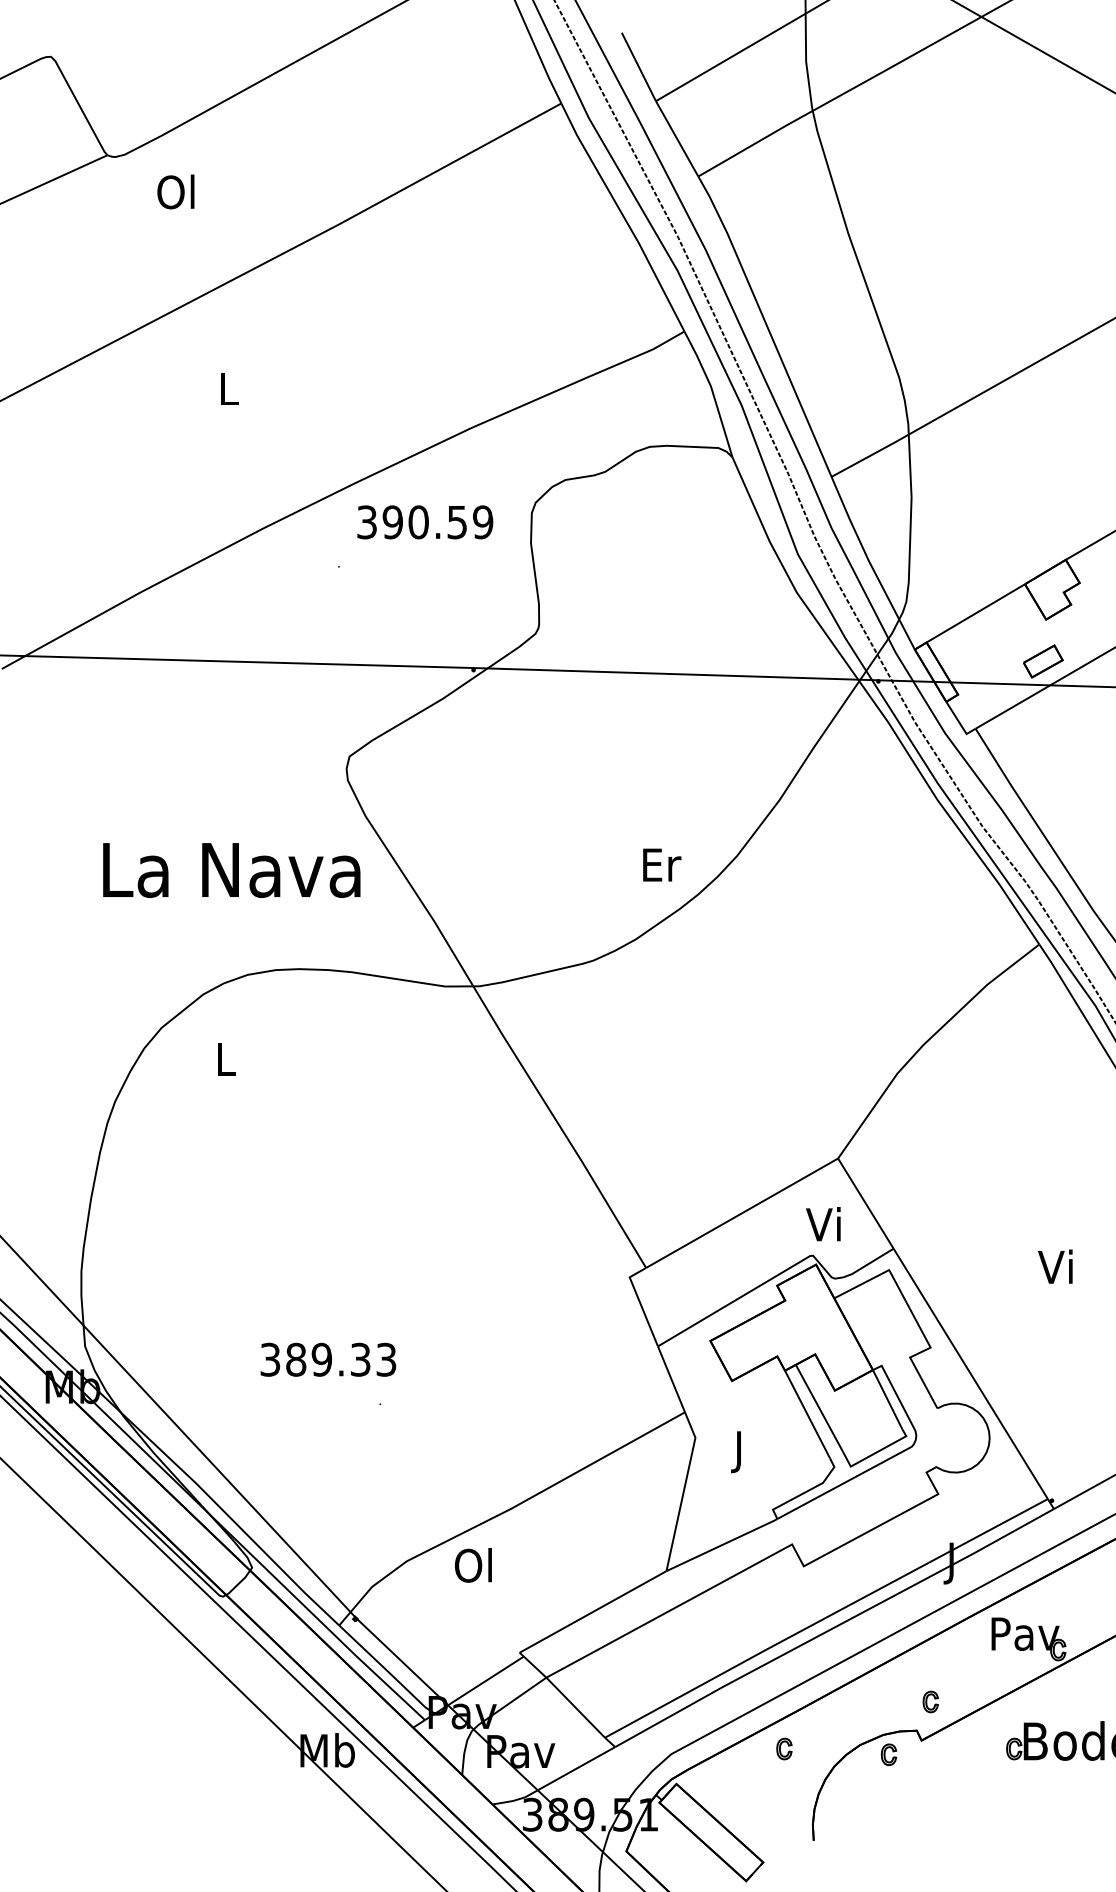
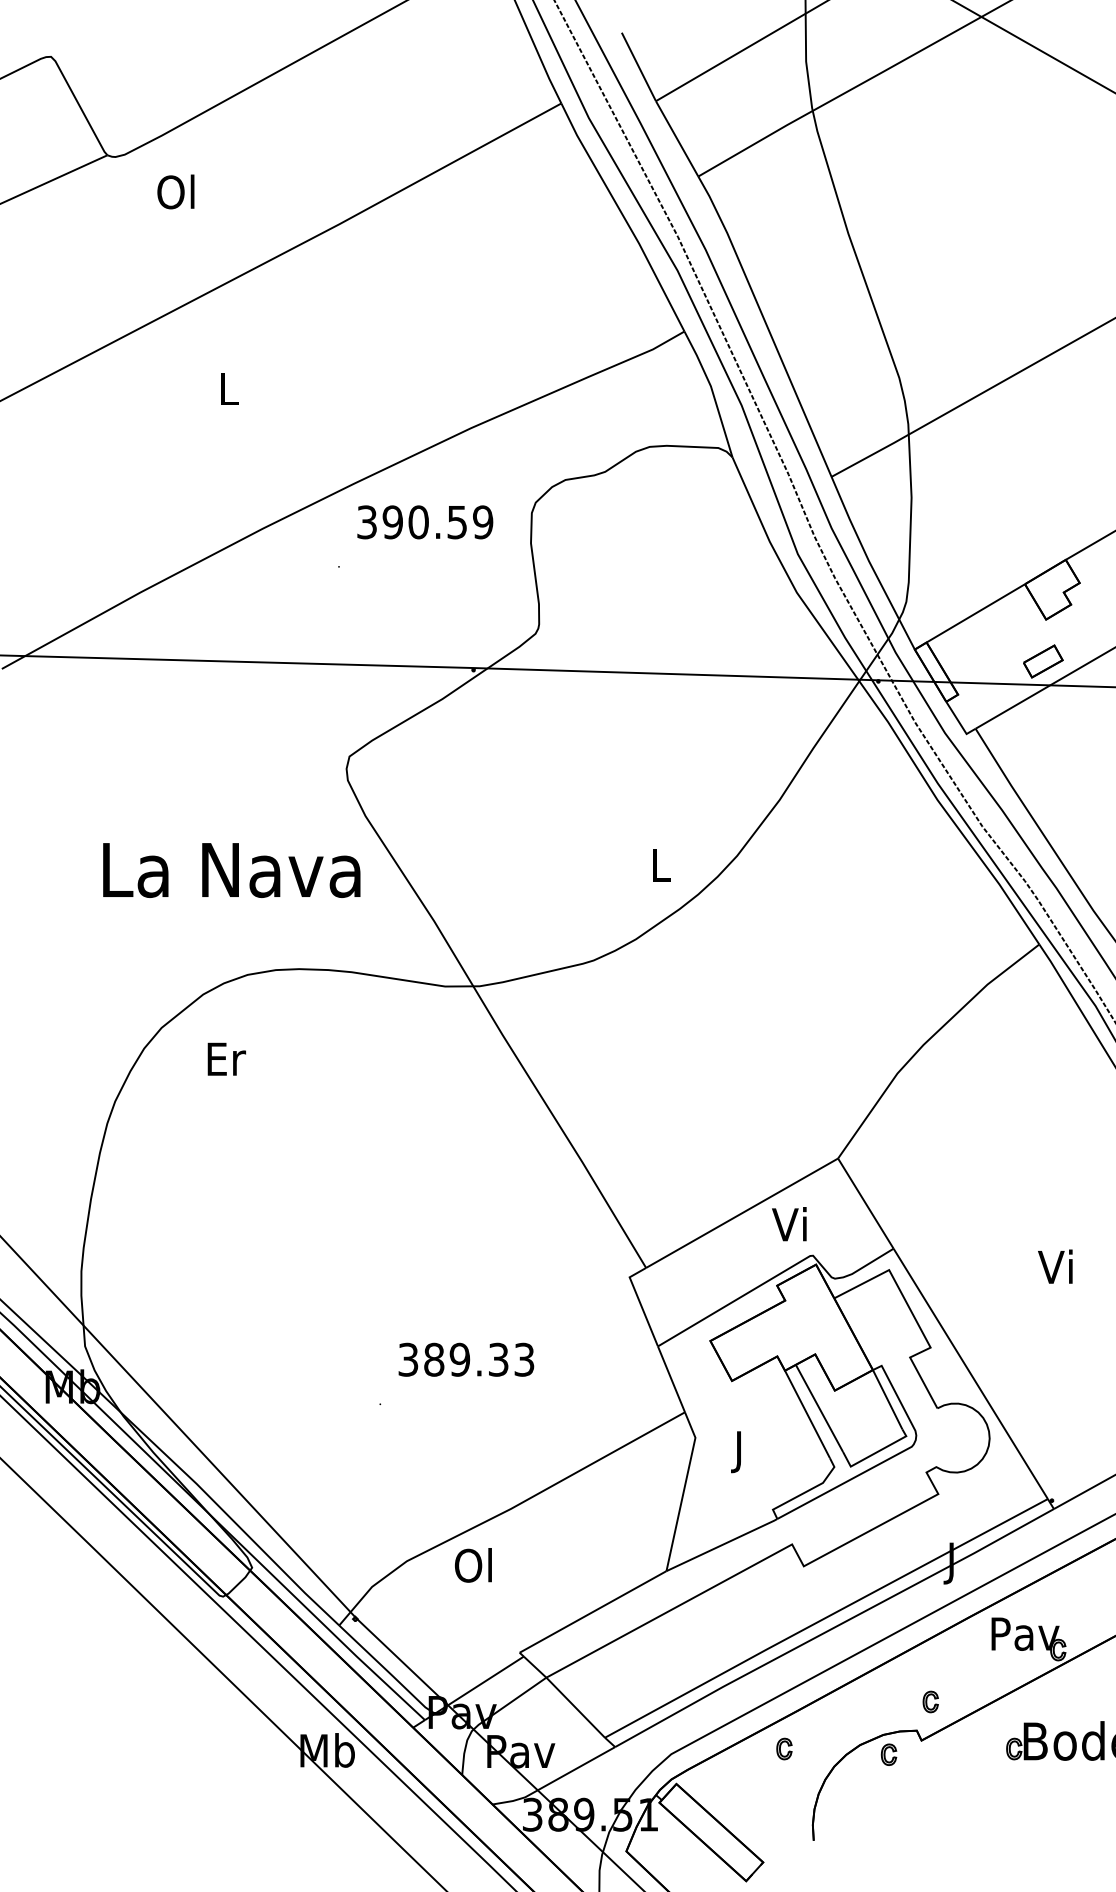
text: Er -> L (662, 864)
text: L -> Er (226, 1058)
text position: (823, 1224) -> (789, 1224) (789, 1224)
text position: (328, 1359) -> (466, 1359) (466, 1359)
